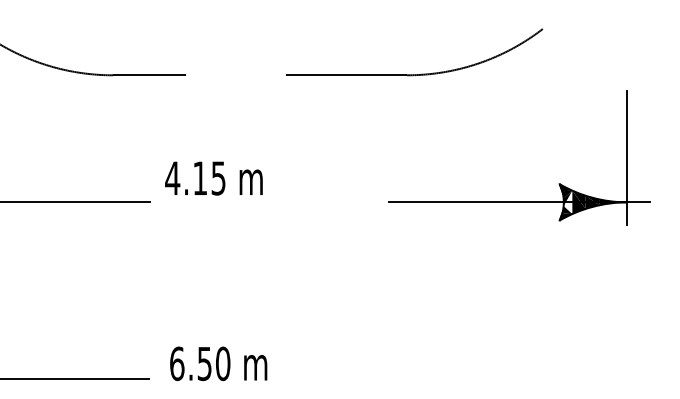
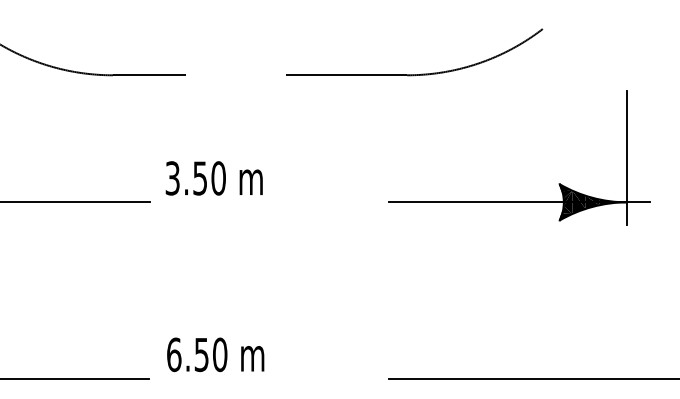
text: 4.15 -> 3.50 (195, 178)
fill: none -> present (567, 202)
text position: (218, 363) -> (215, 354) (215, 354)
line: none -> present (532, 378)
